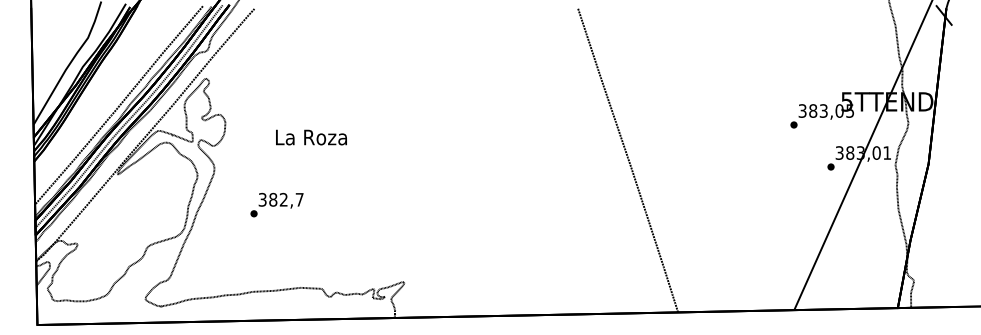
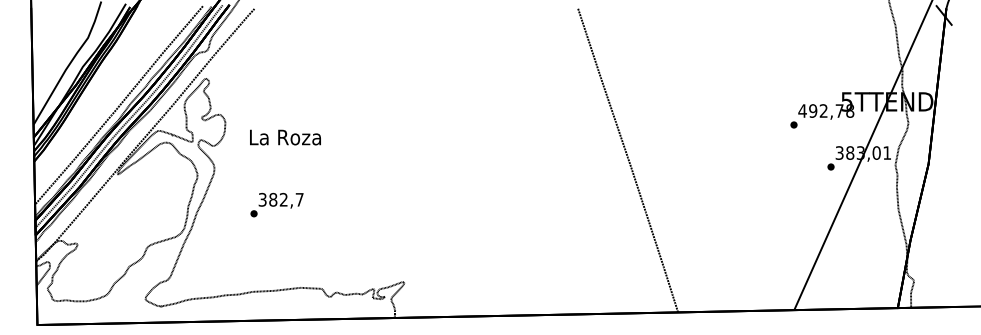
text: 383,05 -> 492,78 (826, 110)
text position: (311, 137) -> (285, 137) (285, 137)
